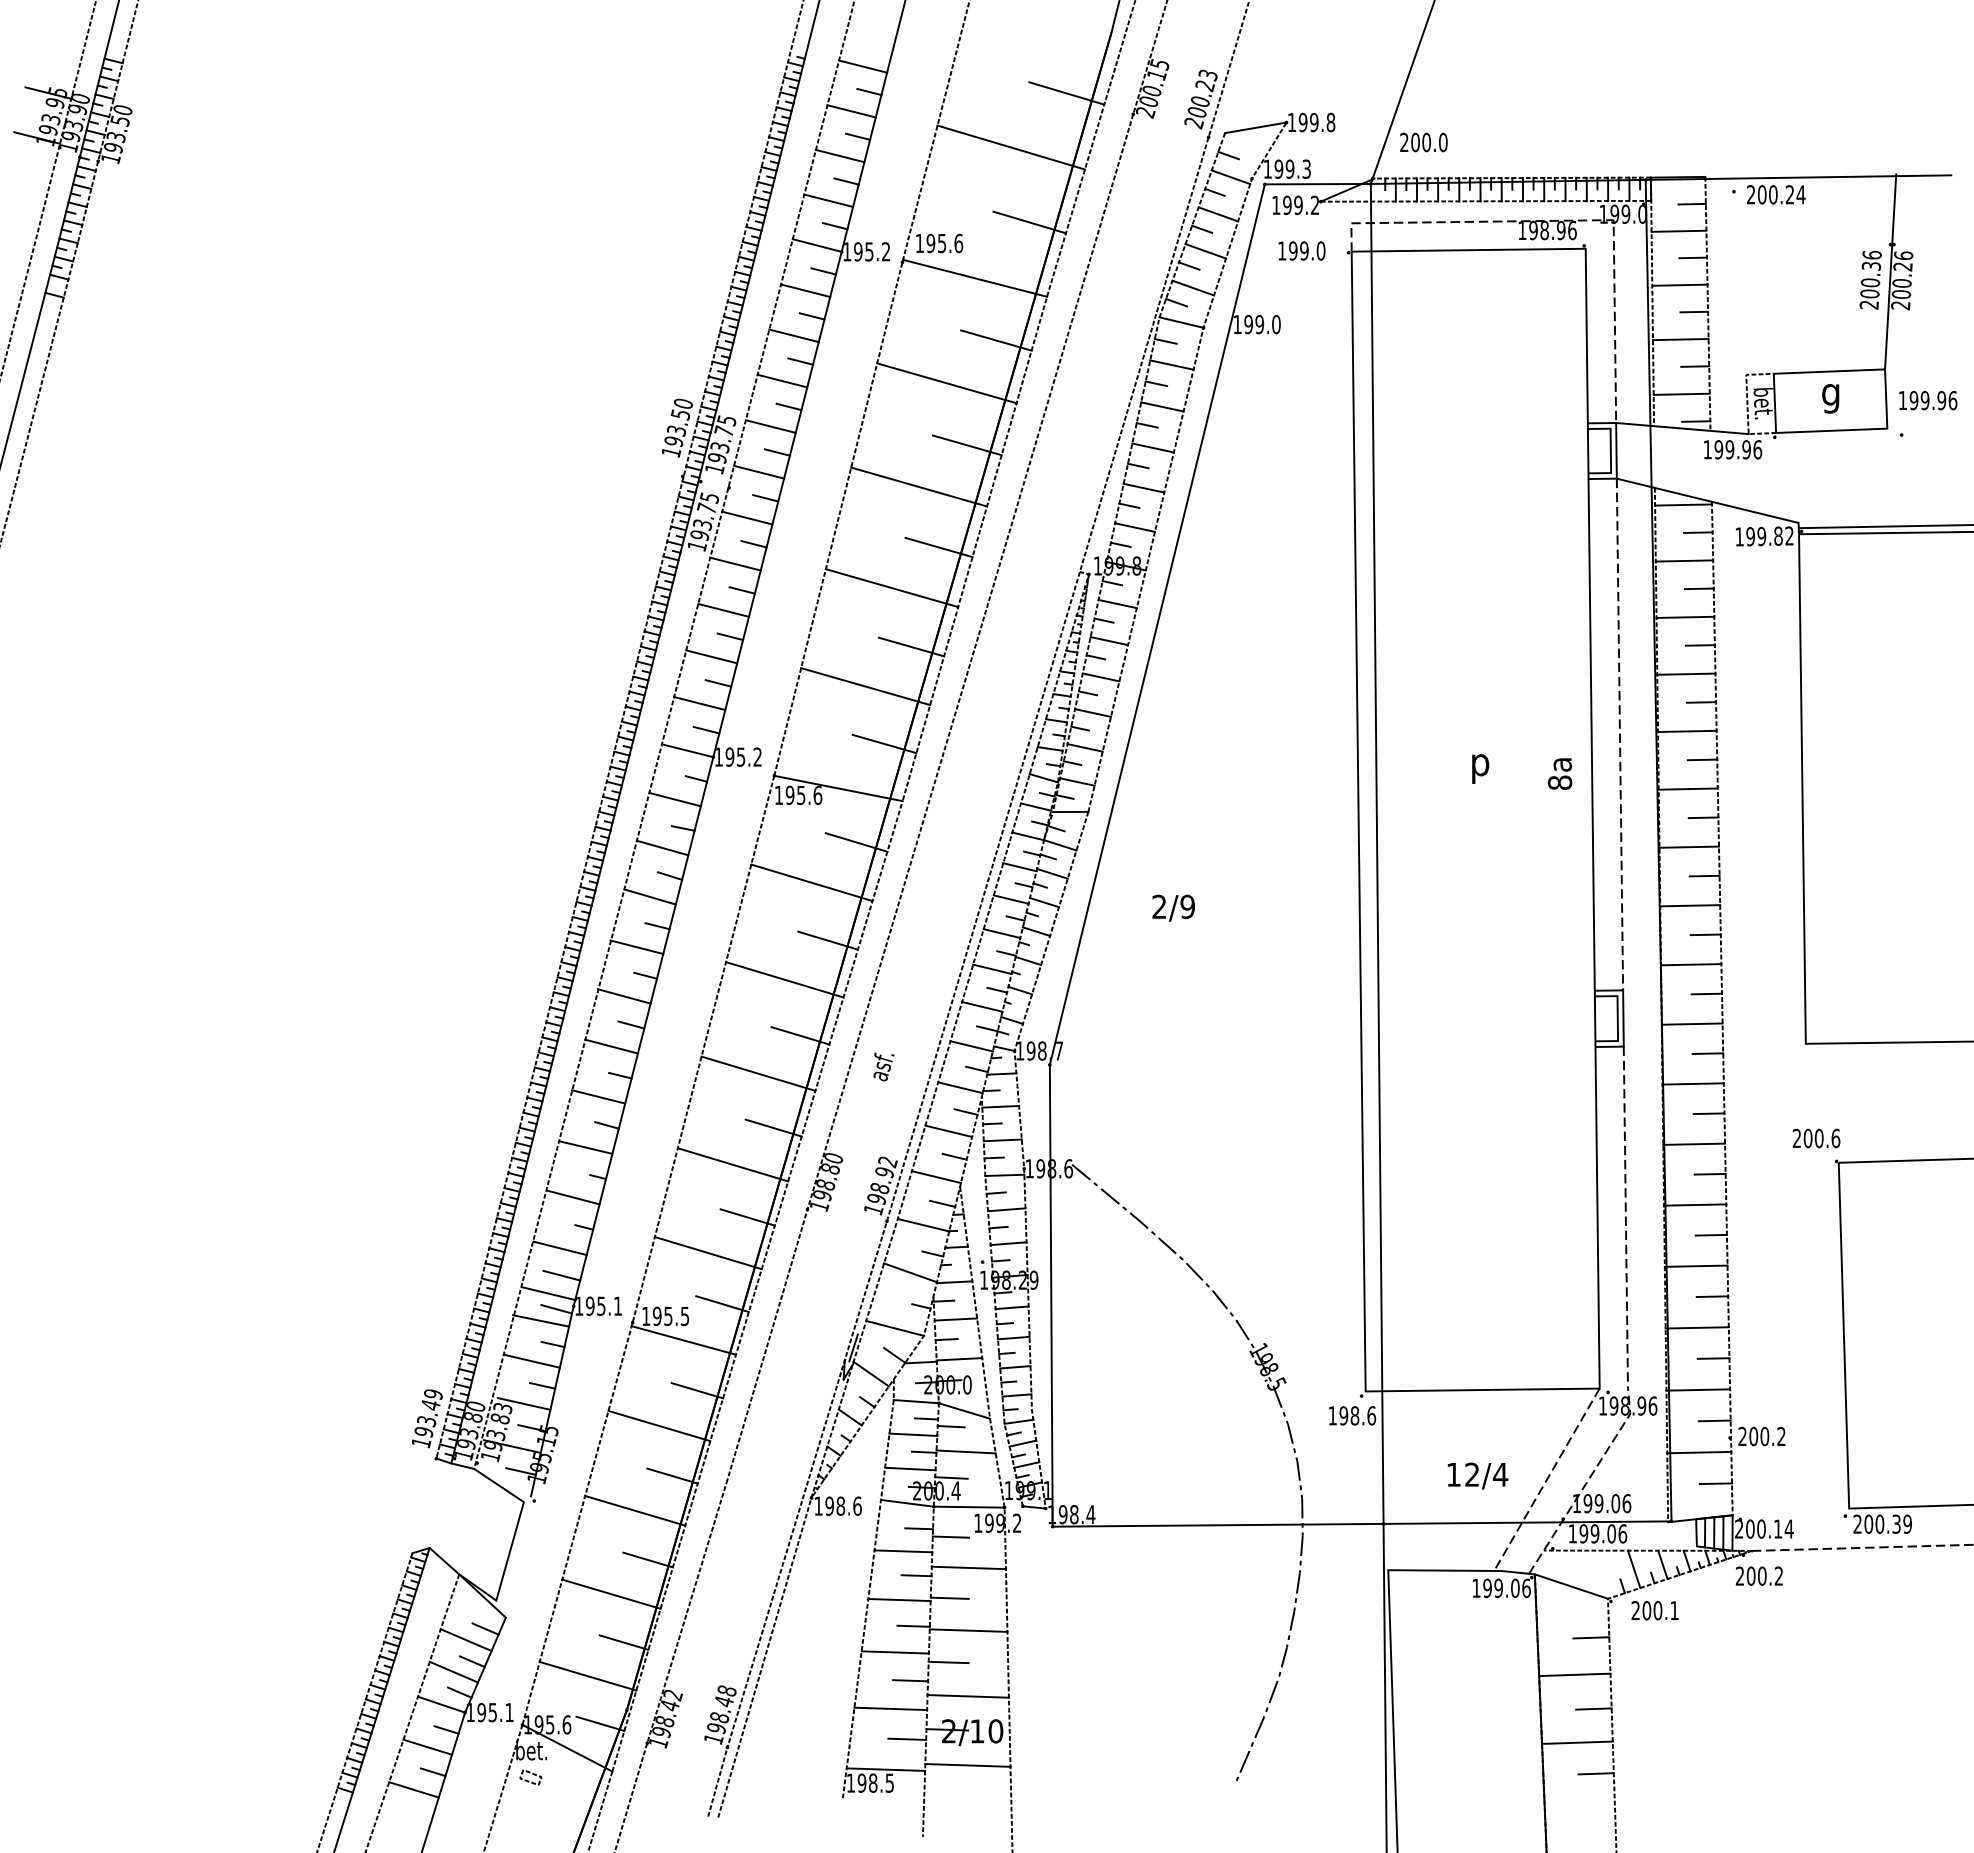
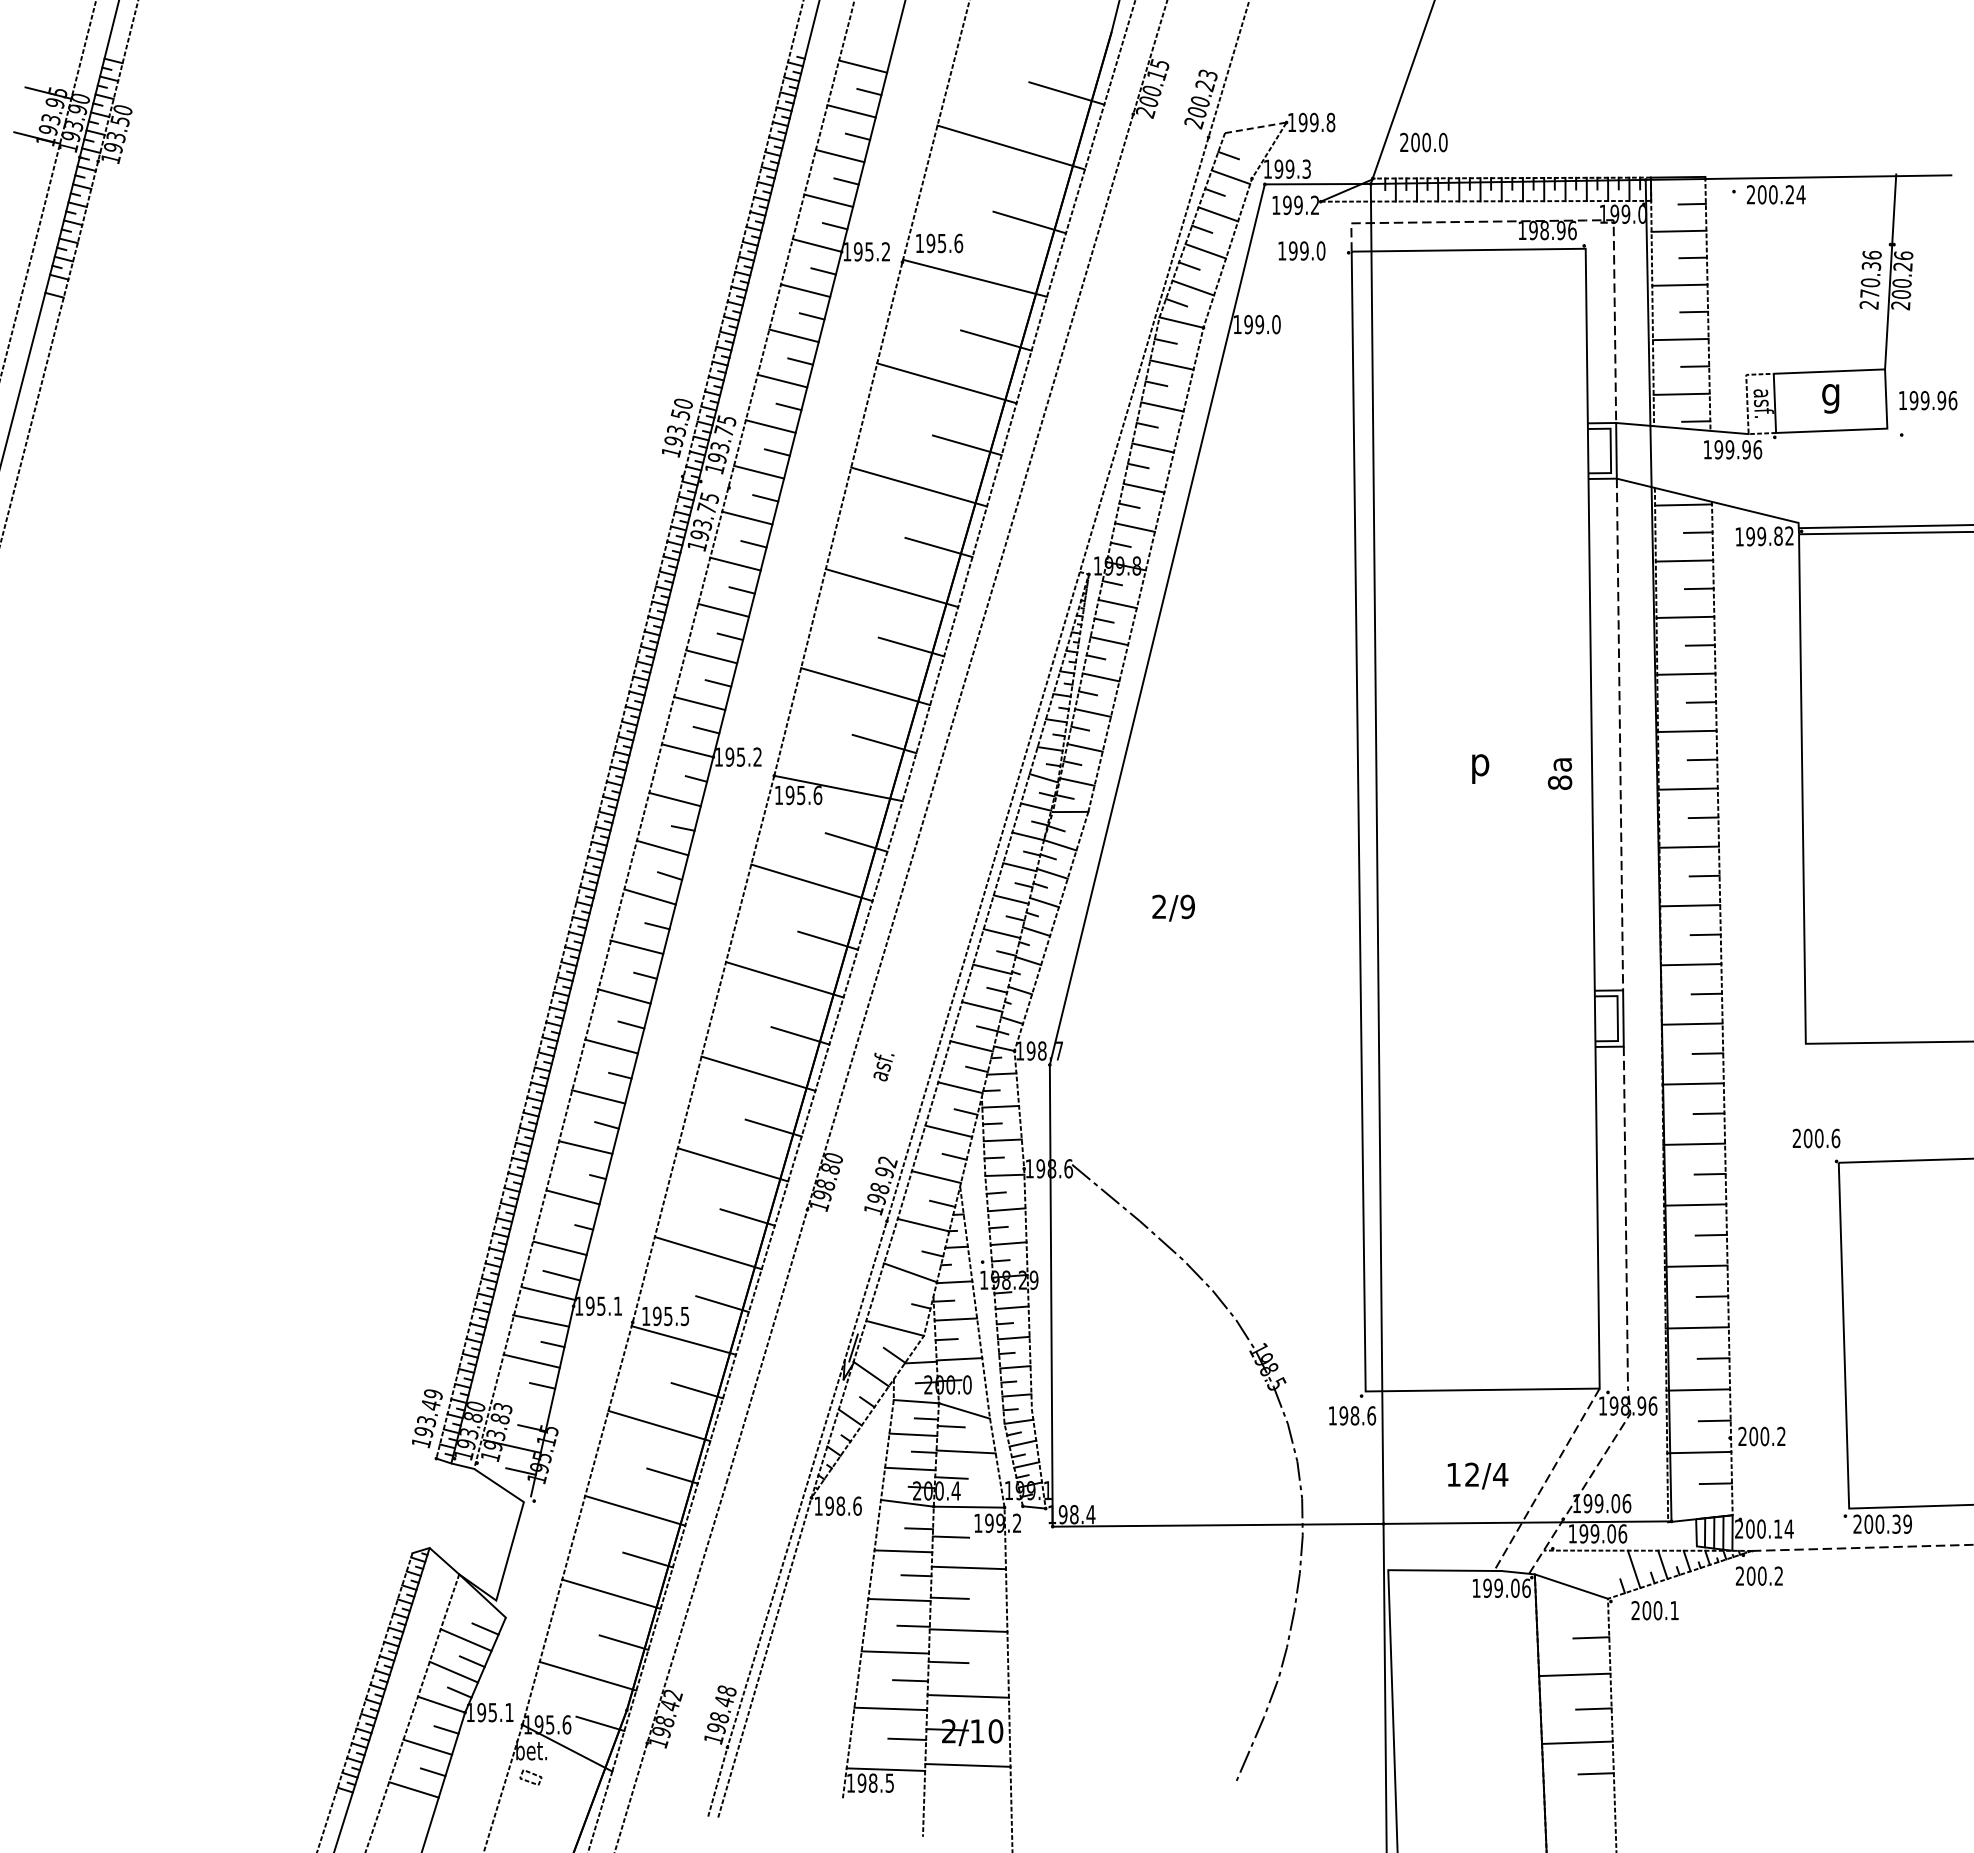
line: solid -> dashed (1256, 127)
text: 200.36 -> 270.36 (1869, 293)
text: bet. -> asf. (1763, 403)
line: present -> none (556, 1309)
line: present -> none (524, 1403)
